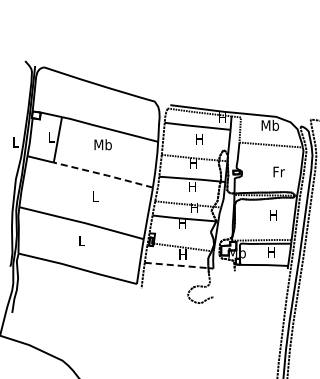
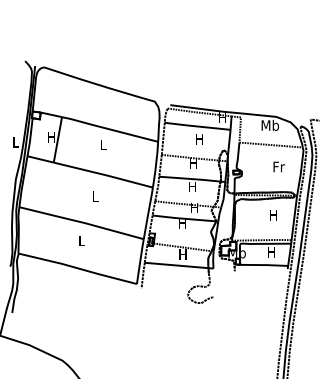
text: L -> H (51, 137)
text: Mb -> L (102, 144)
text position: (278, 171) -> (278, 166) (278, 166)
line: dashed -> solid (103, 174)
line: dashed -> solid (176, 265)
